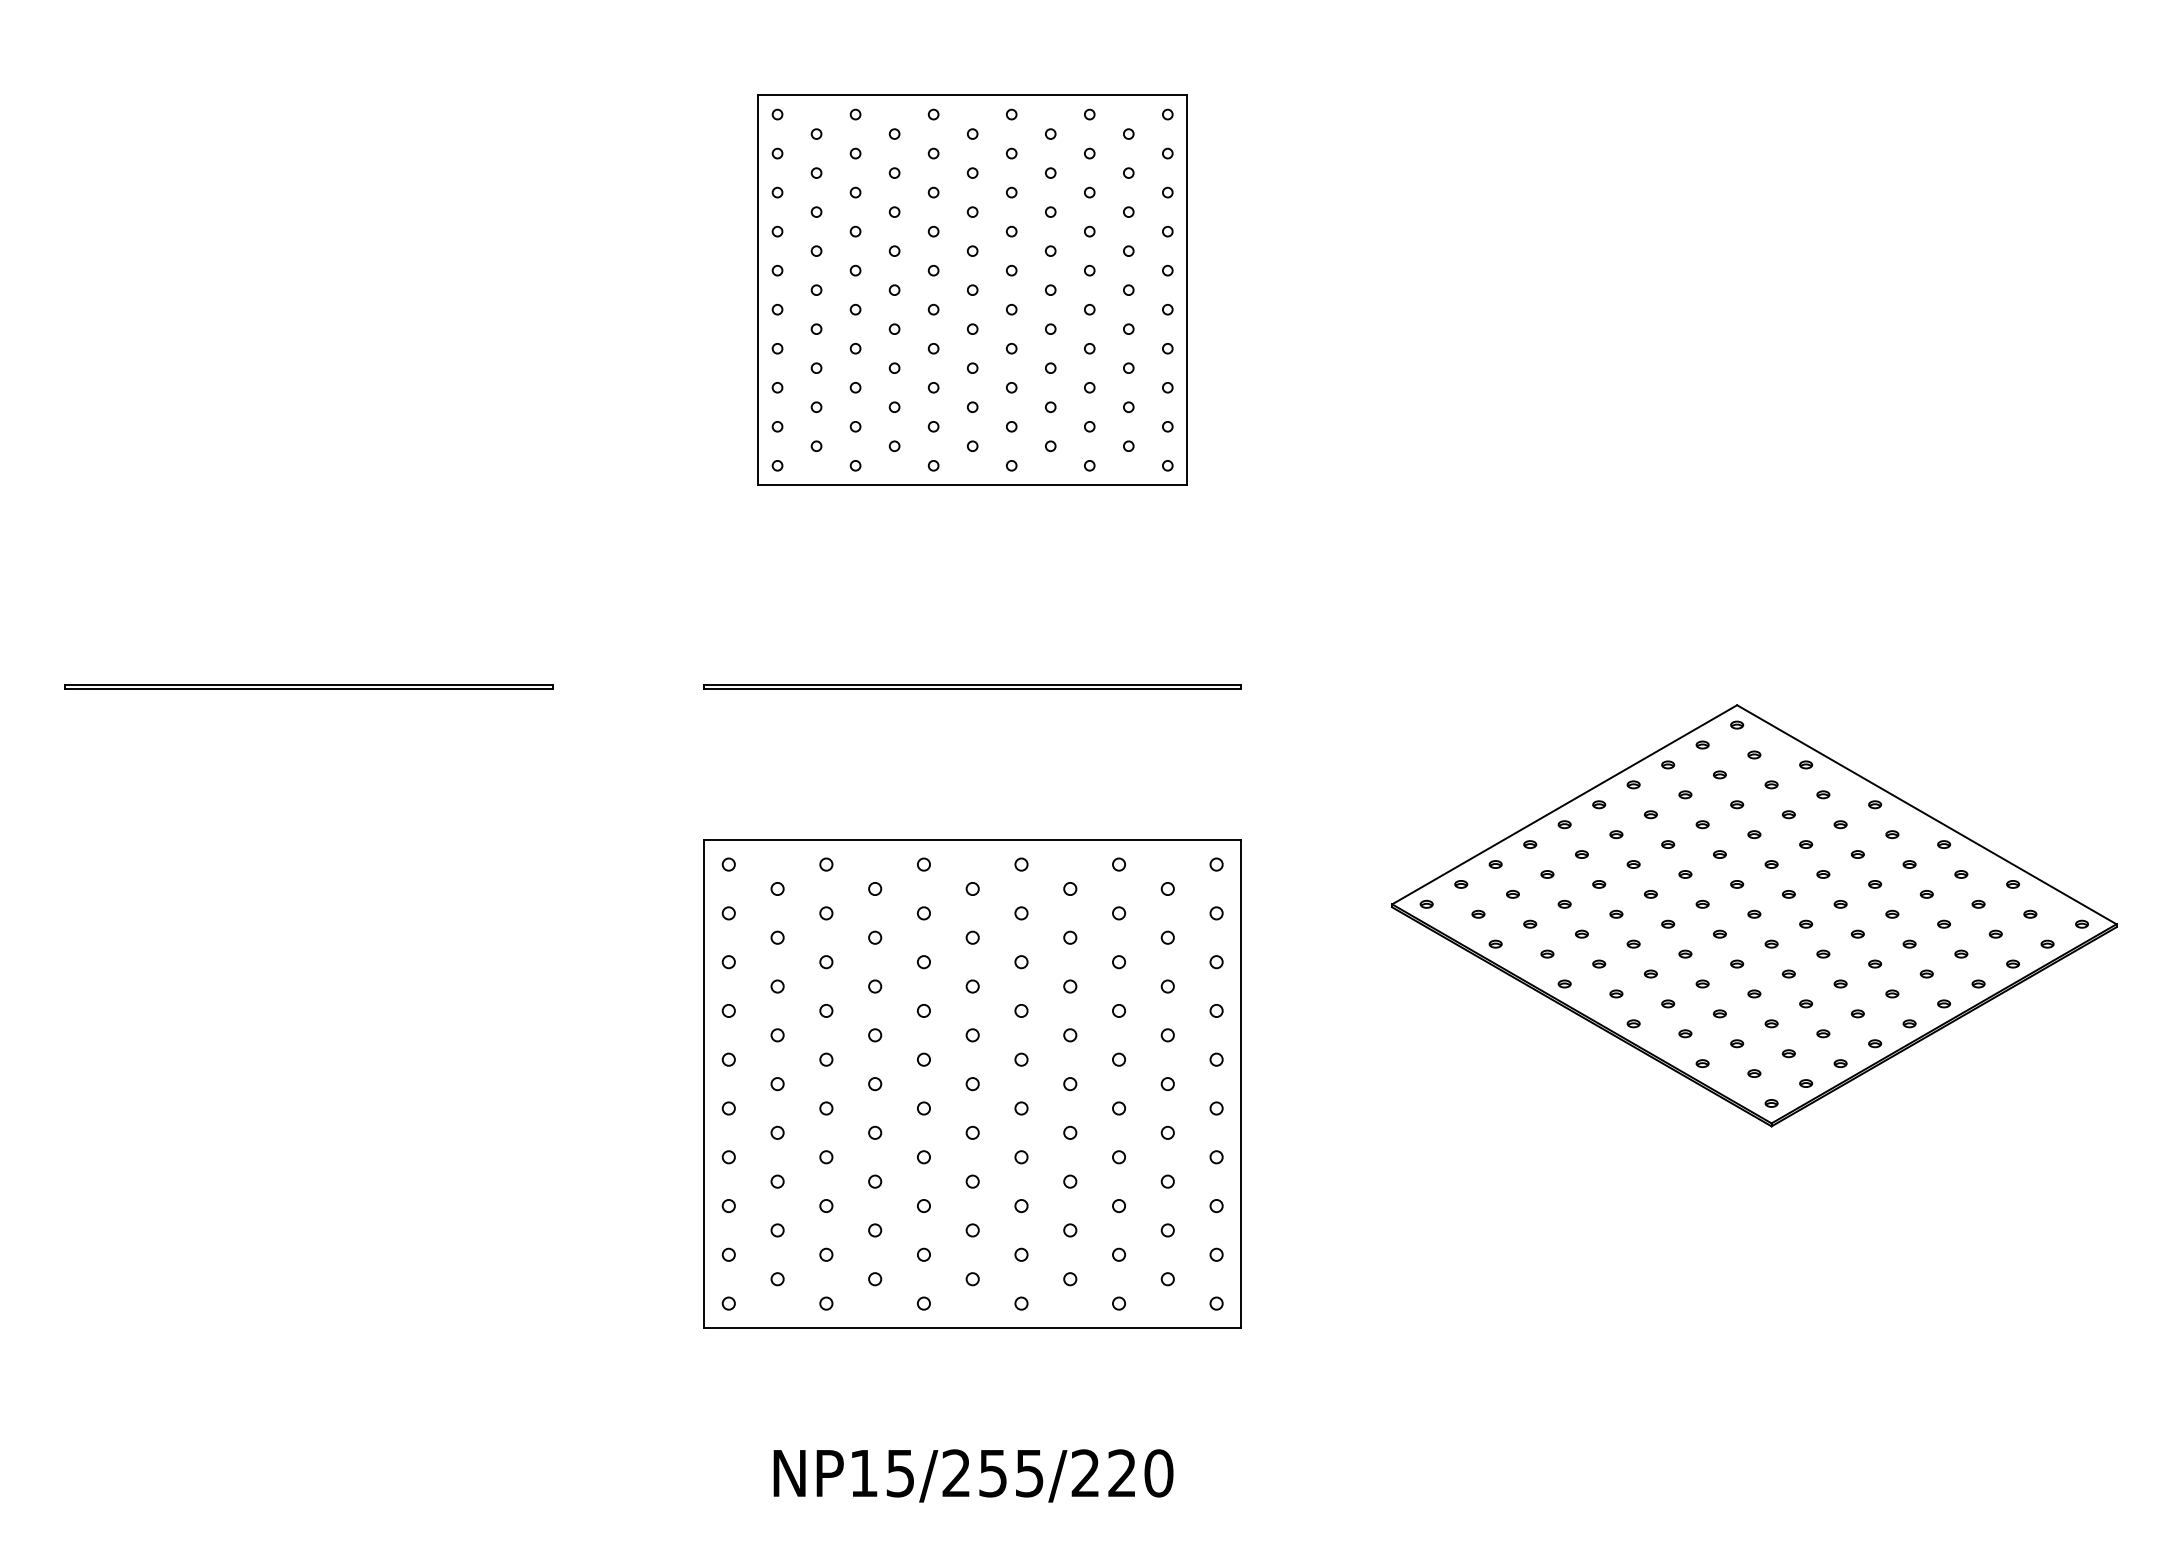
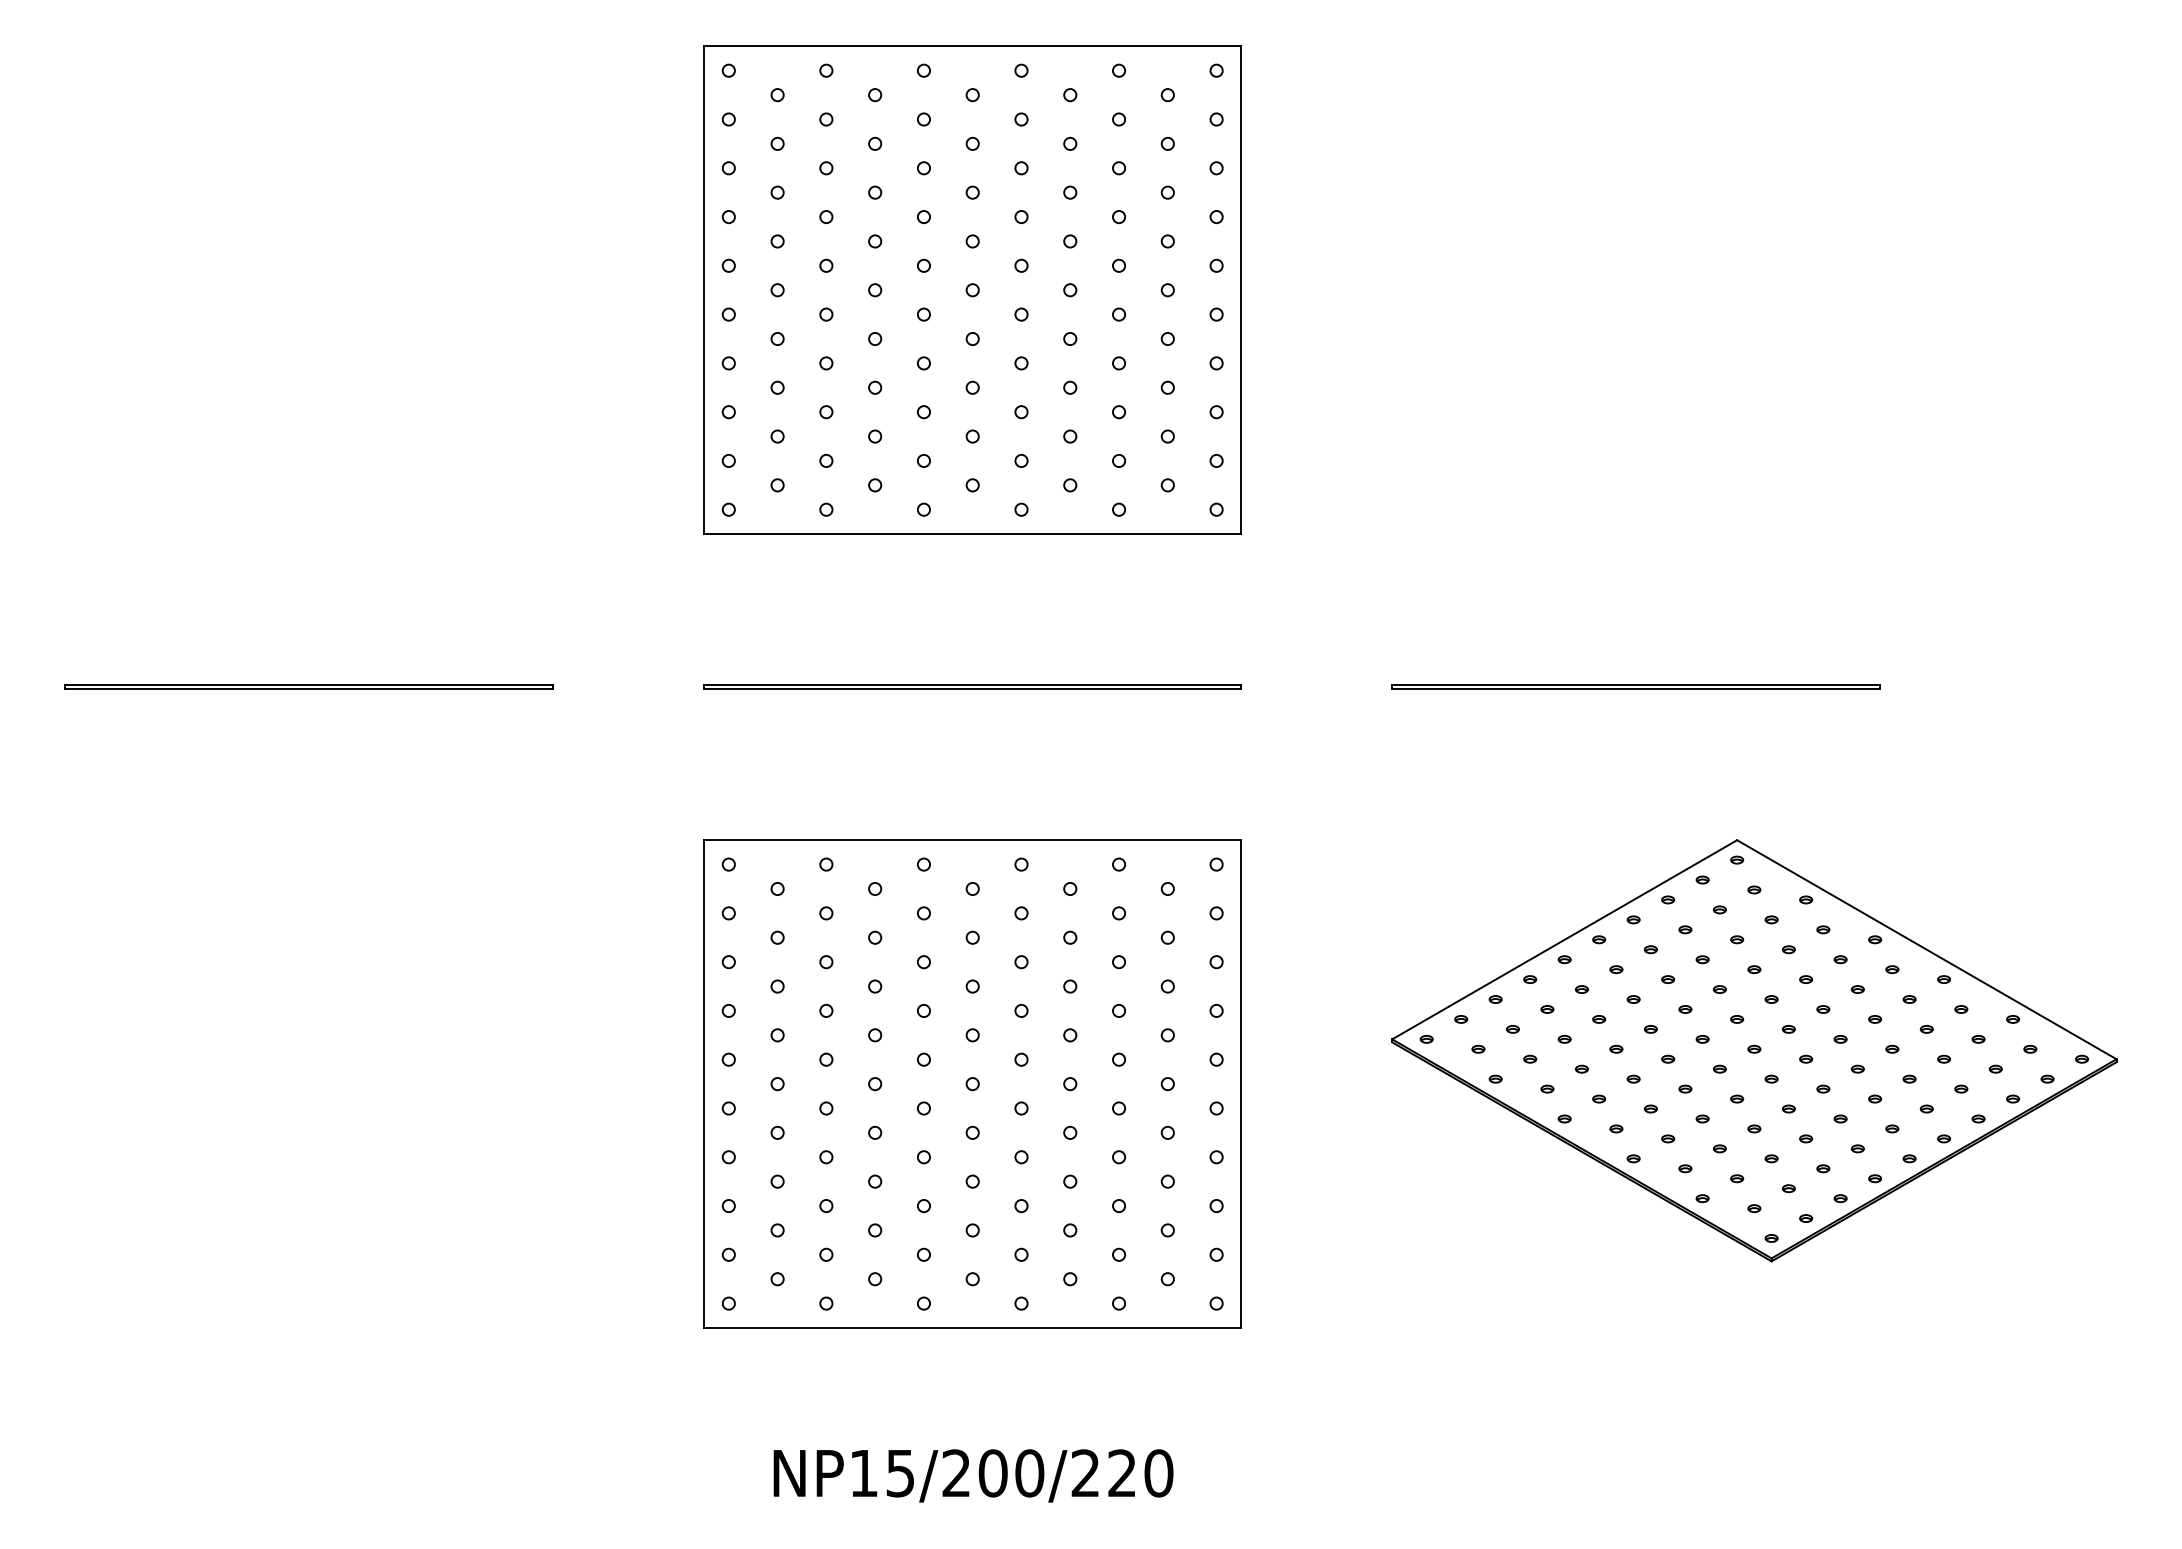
part size: 431x392 px -> 539x490 px (972, 289)
part: none -> present (1635, 686)
part position: (1754, 915) -> (1754, 1050) (1754, 1050)
text: NP15/255/220 -> NP15/200/220 (1011, 1473)
